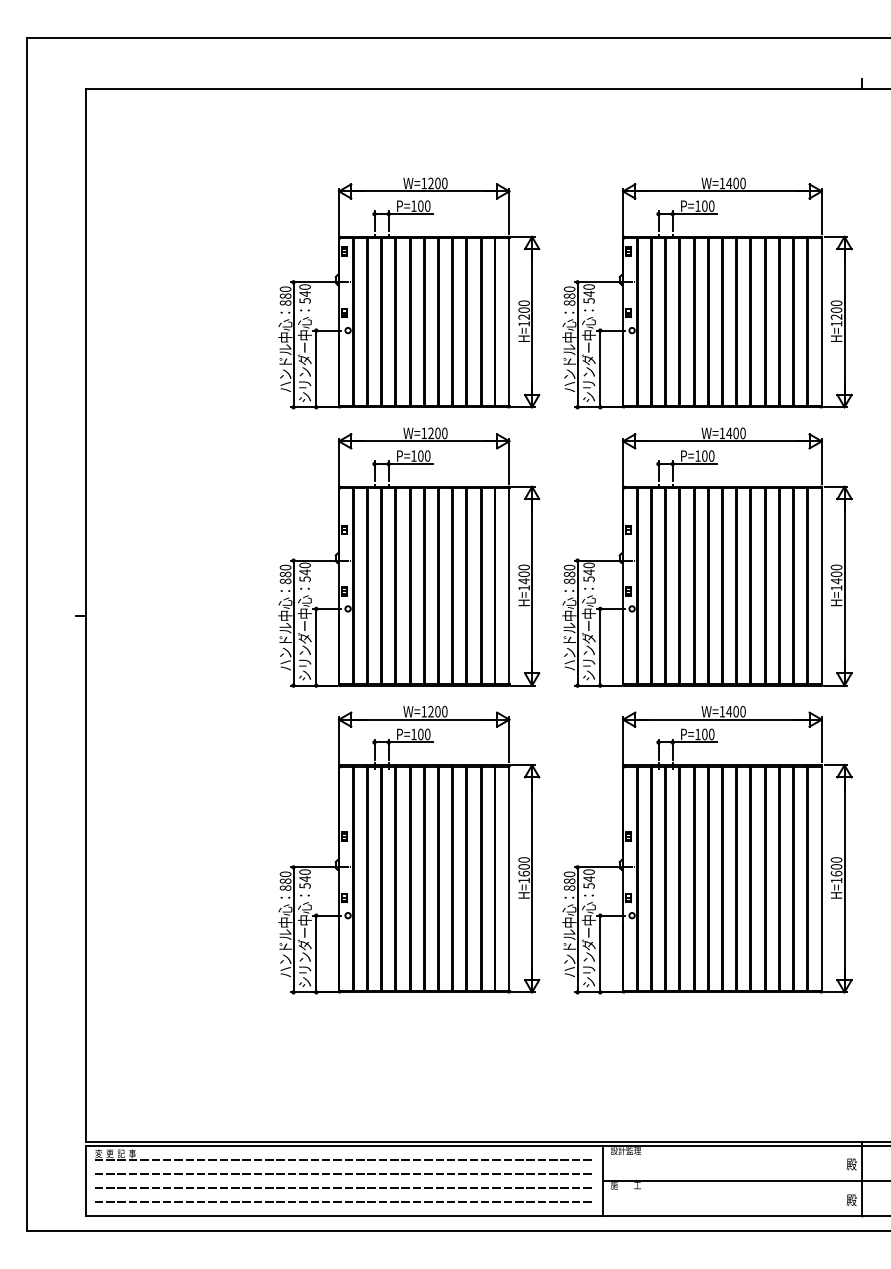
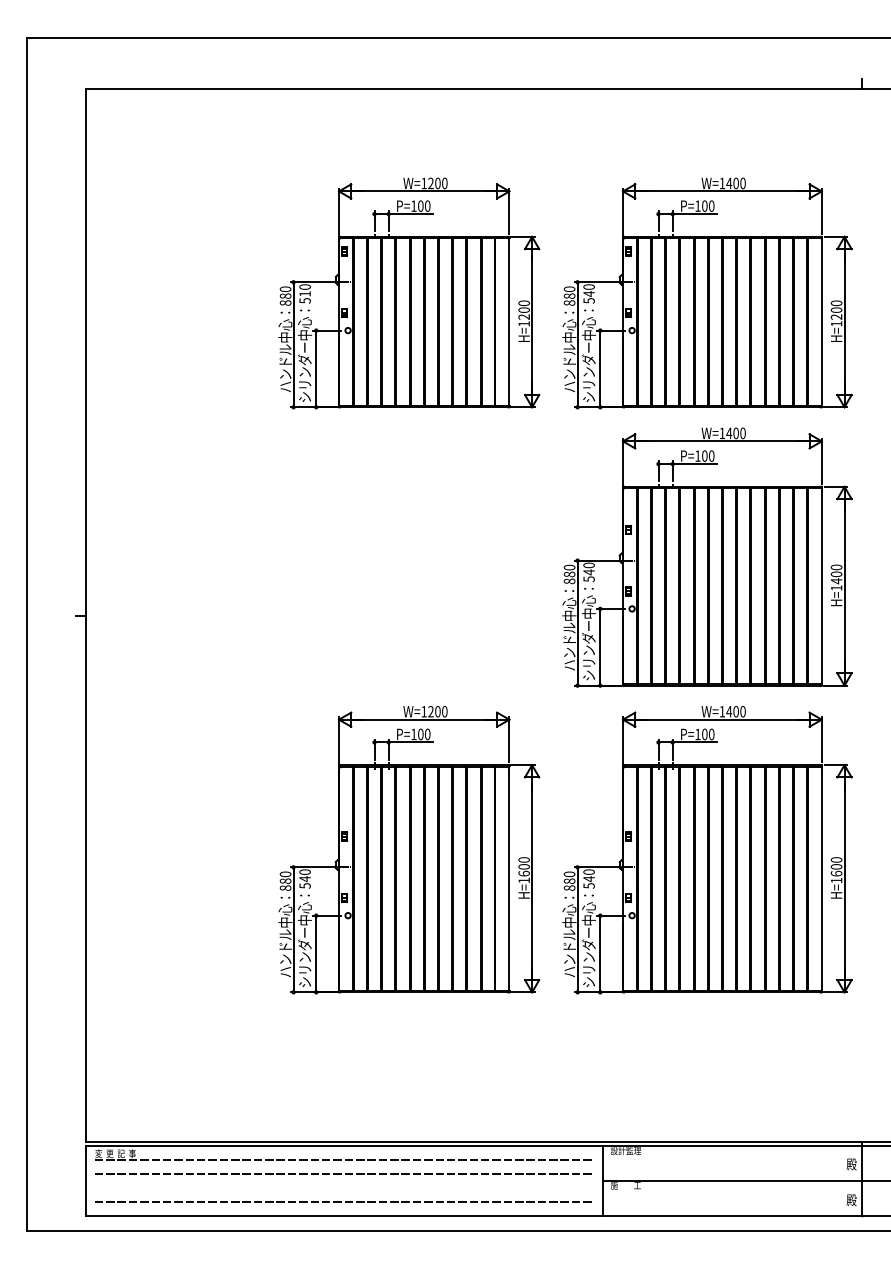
text: 540 -> 510 (304, 294)
part: present -> none (409, 557)
line: present -> none (343, 1188)
